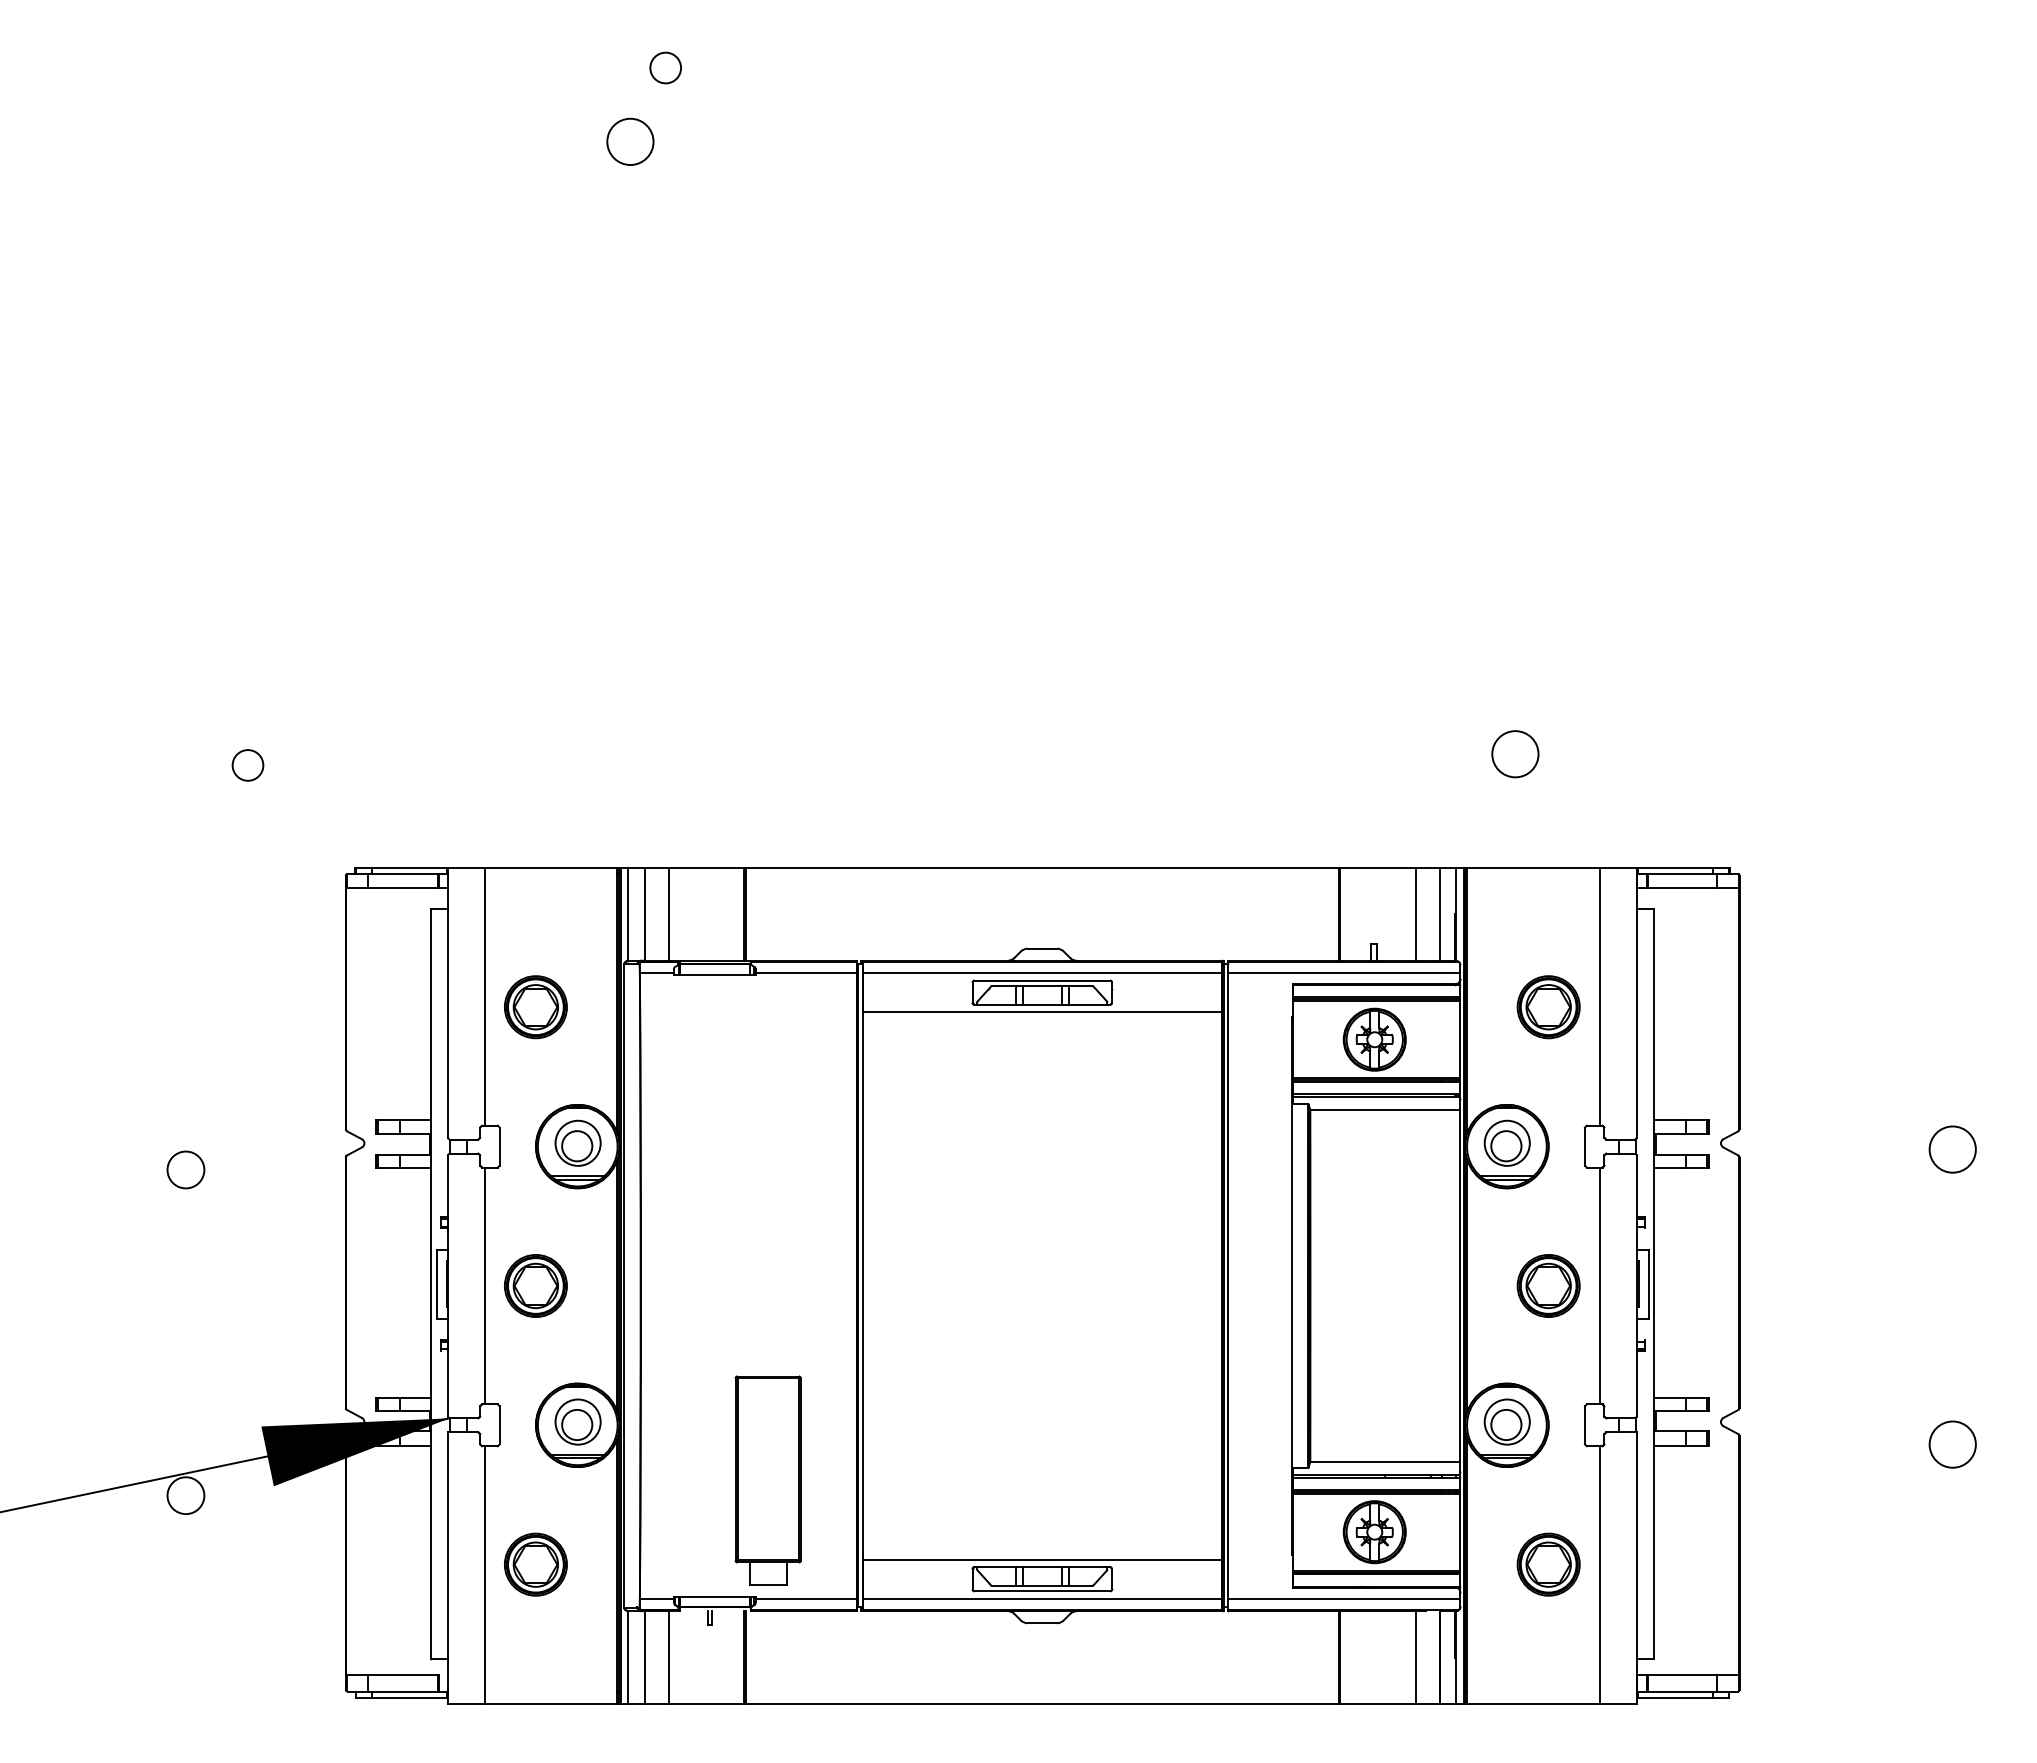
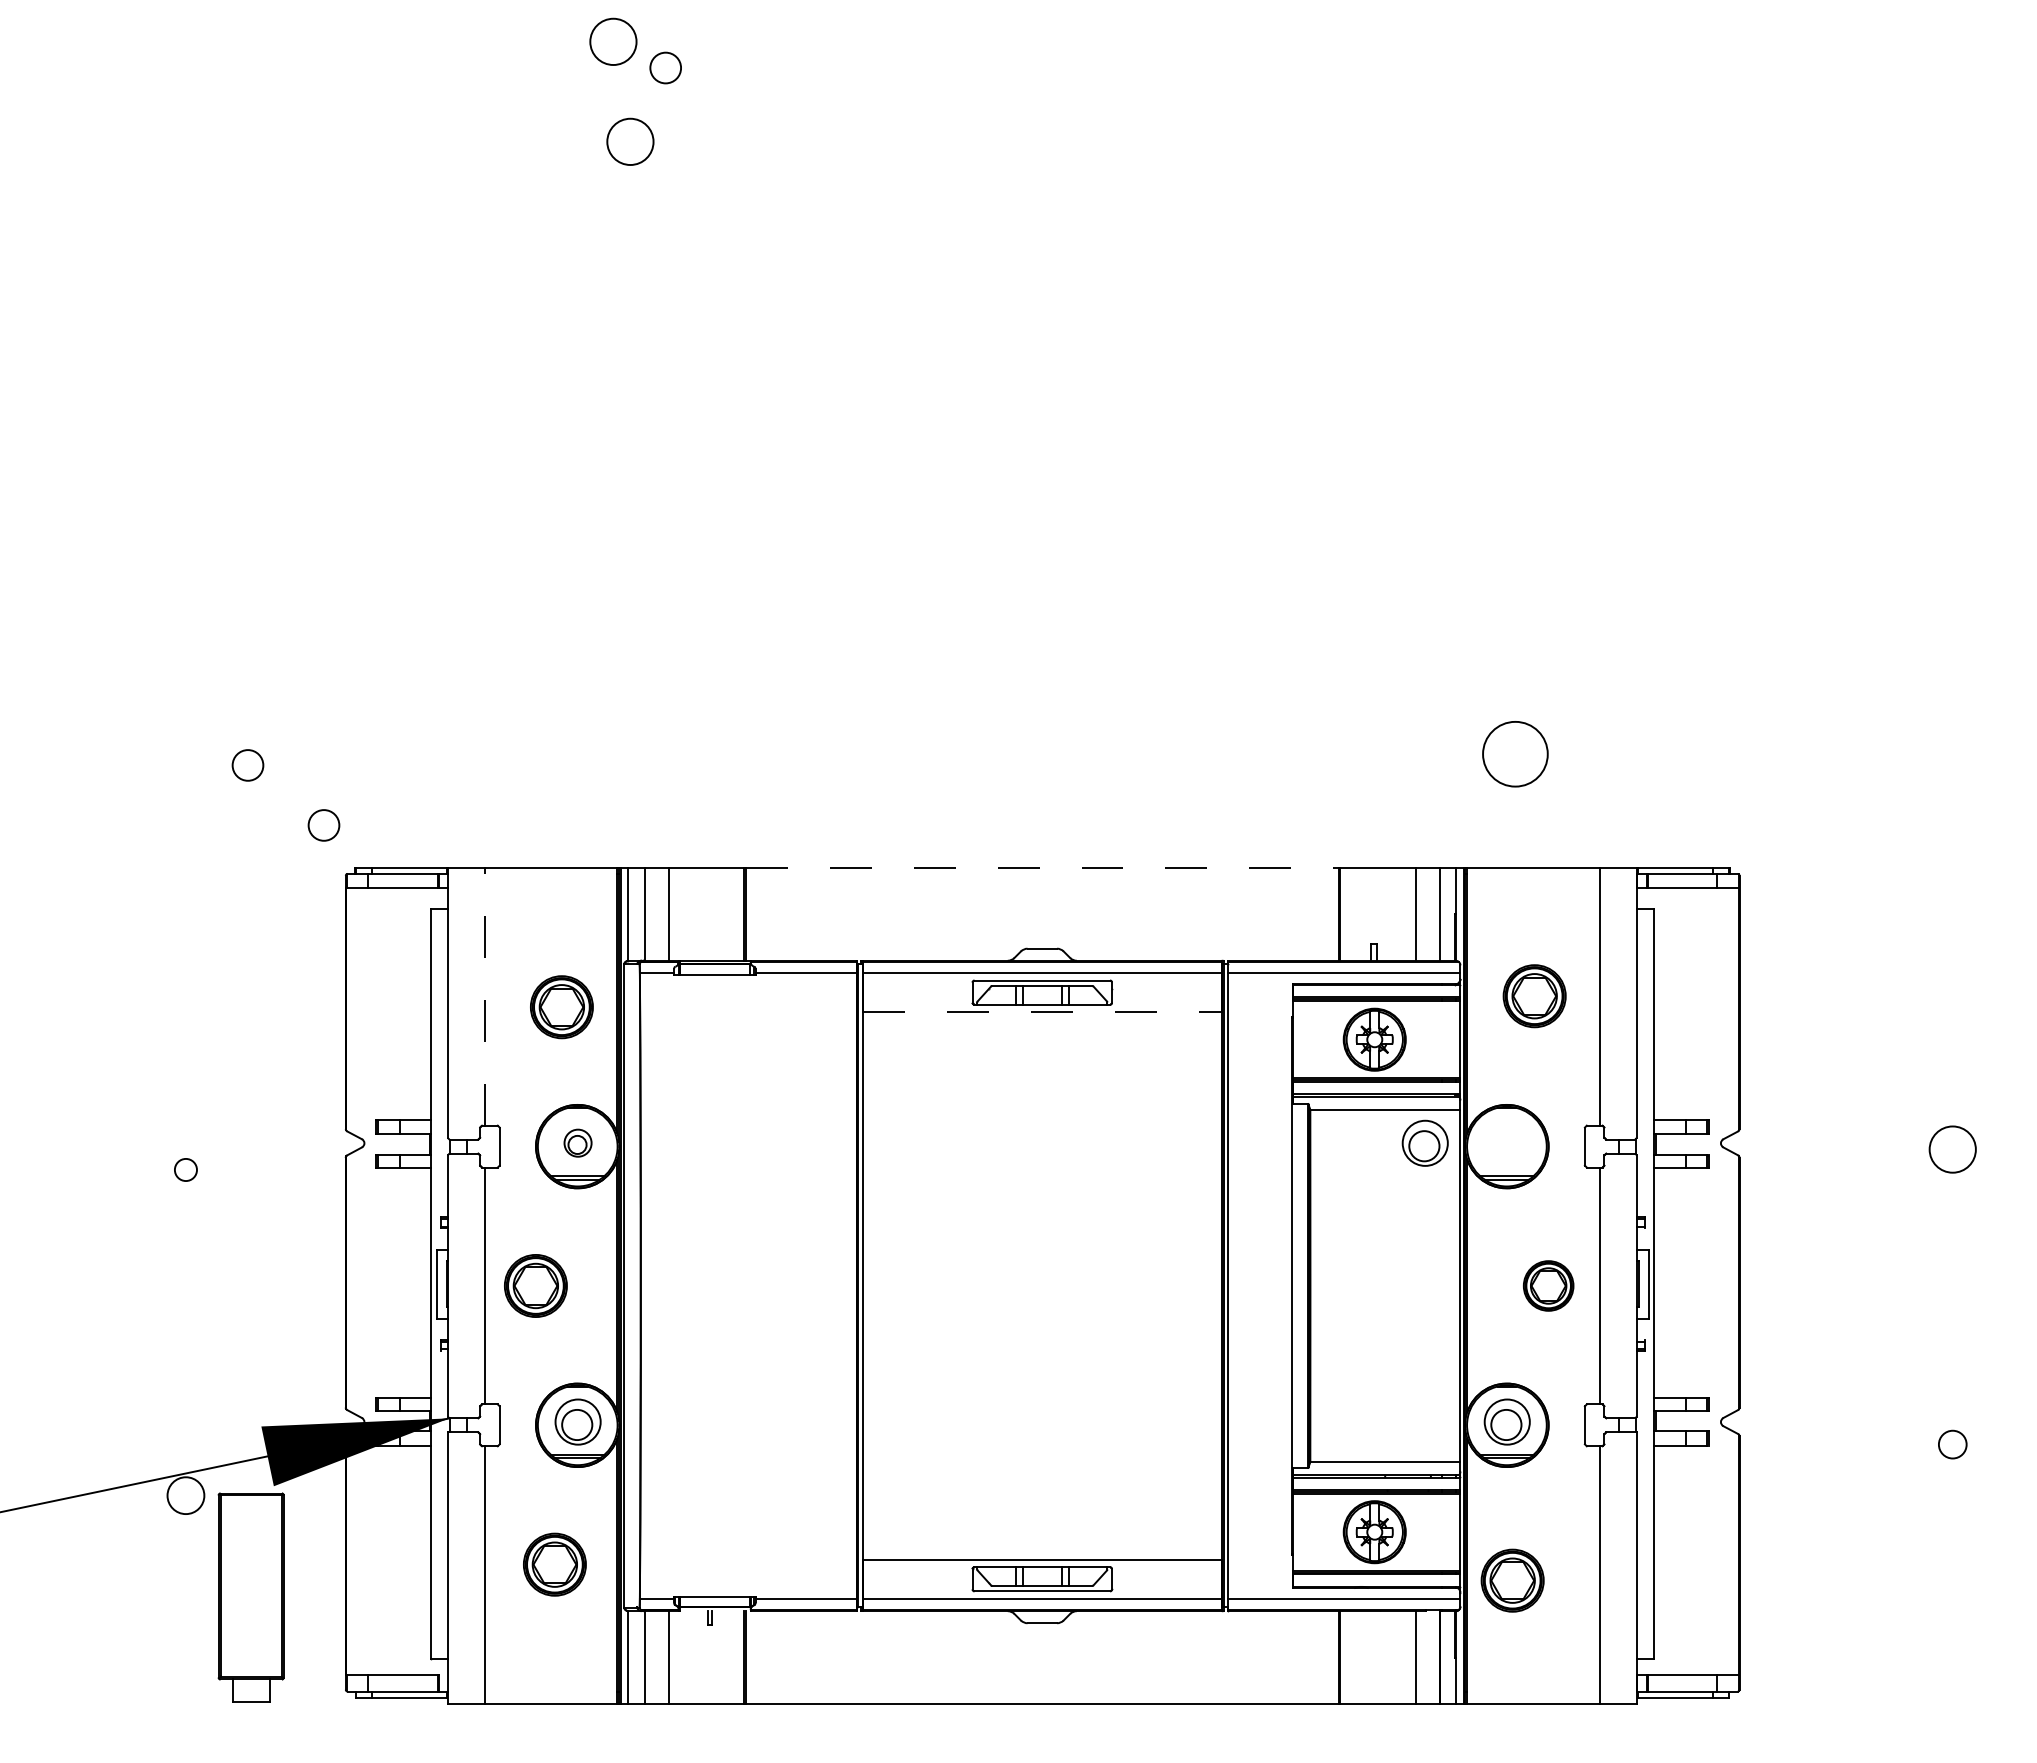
circle: none -> present (613, 41)
circle diameter: 46 px -> 65 px (1515, 753)
circle: none -> present (323, 825)
line: solid -> dashed (1042, 867)
line: solid -> dashed (484, 996)
part position: (535, 1007) -> (561, 1007) (561, 1007)
part position: (1548, 1007) -> (1534, 996) (1534, 996)
line: solid -> dashed (1042, 1011)
part size: 48x48 px -> 30x30 px (577, 1142)
part position: (1506, 1142) -> (1424, 1142) (1424, 1142)
circle diameter: 37 px -> 22 px (185, 1169)
part size: 65x64 px -> 52x52 px (1548, 1285)
circle diameter: 46 px -> 28 px (1952, 1444)
part position: (767, 1480) -> (250, 1597) (250, 1597)
part position: (535, 1564) -> (554, 1564) (554, 1564)
part position: (1548, 1564) -> (1512, 1580) (1512, 1580)
